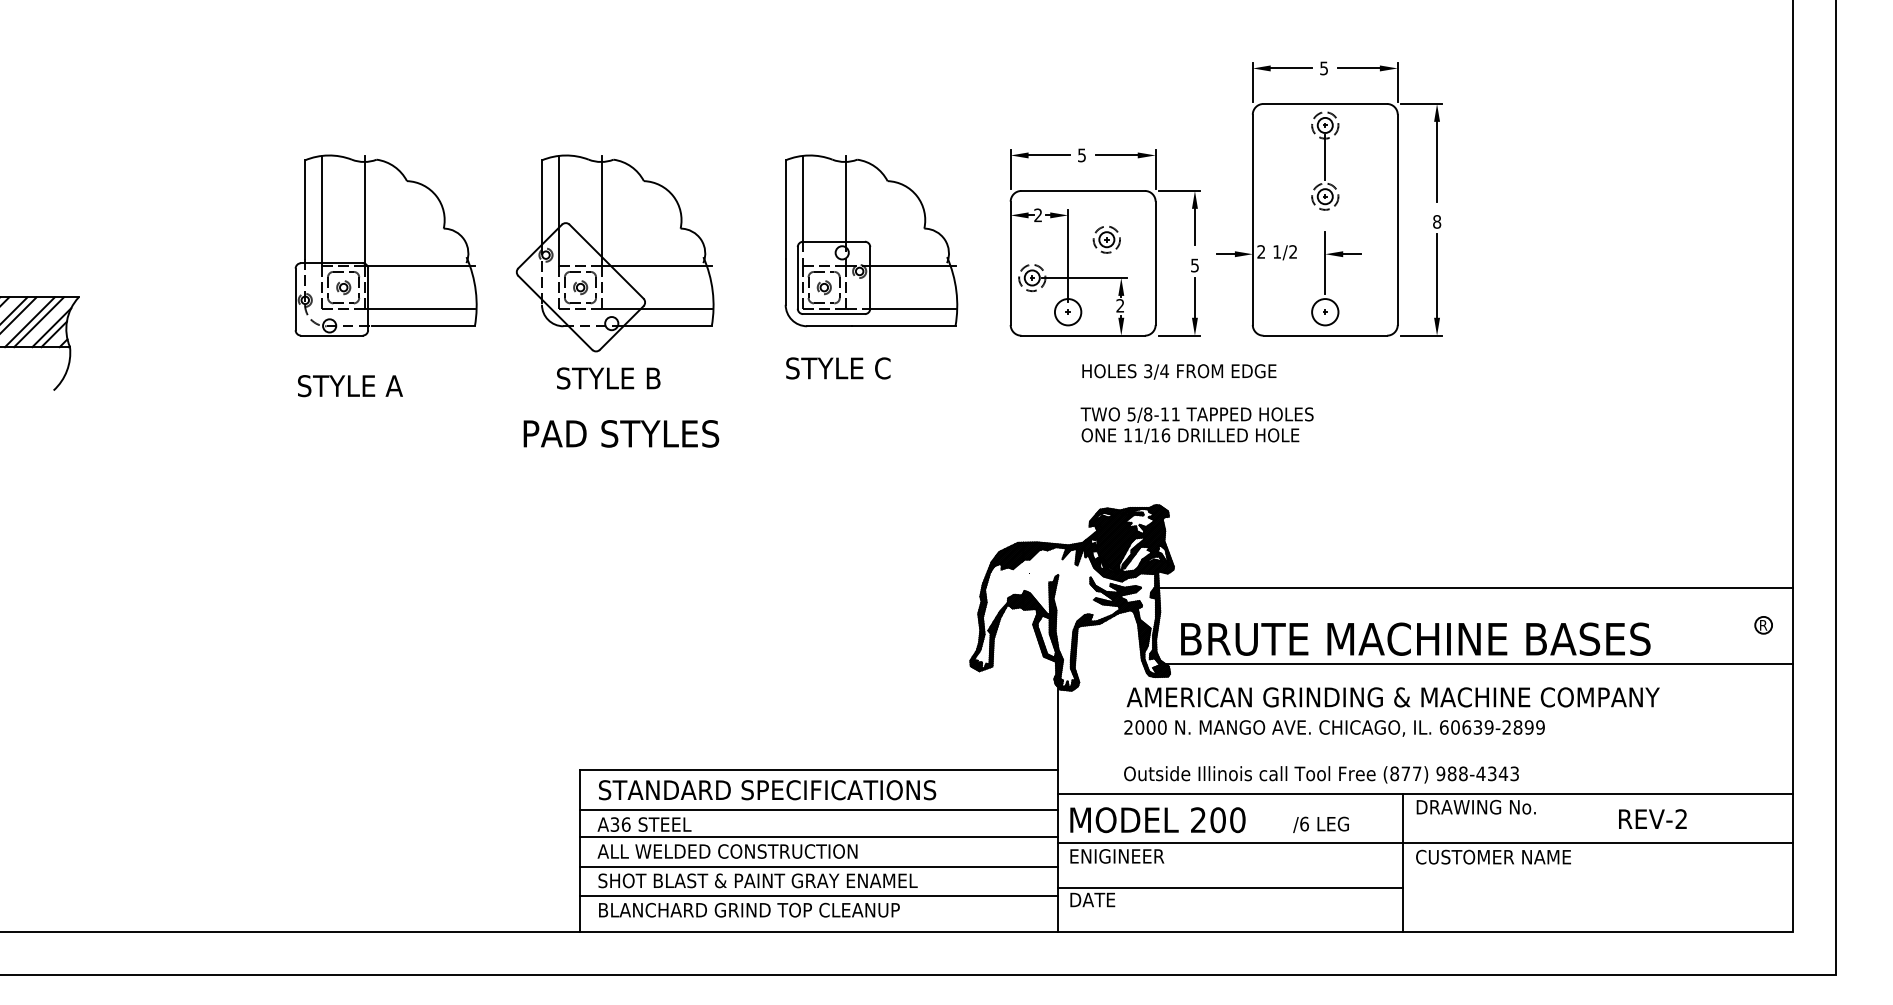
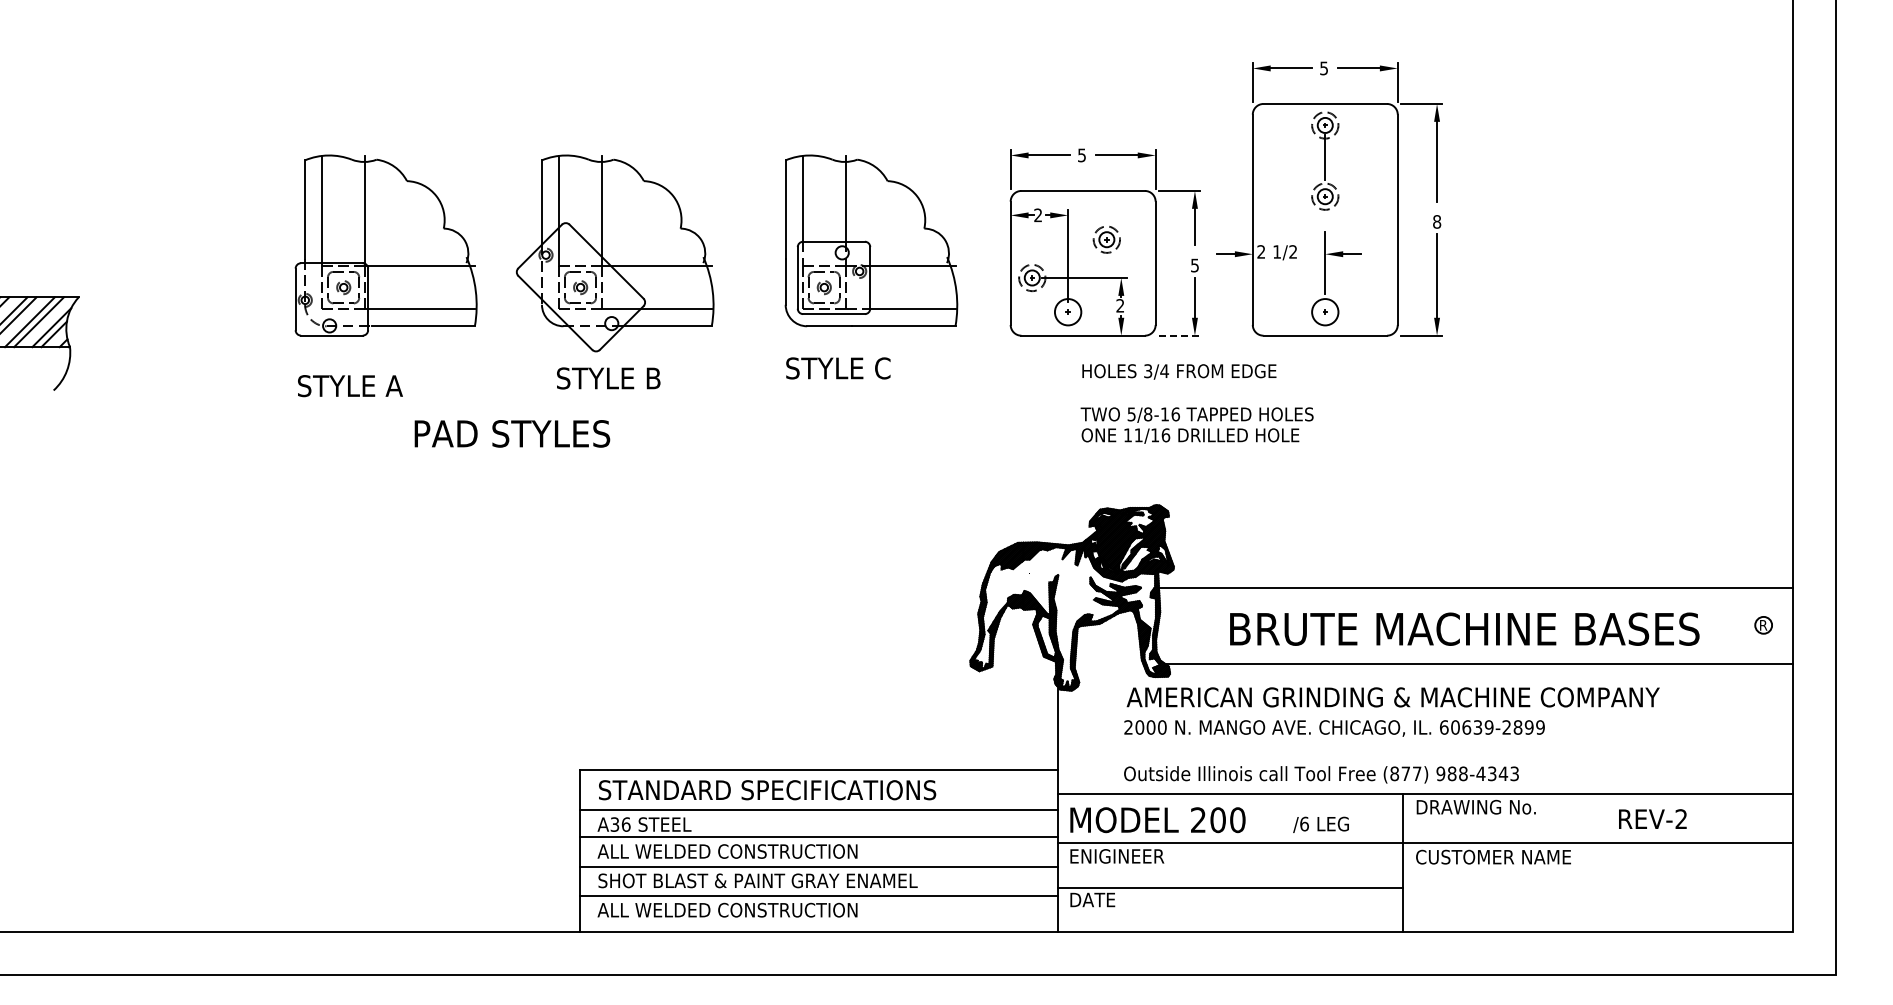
line: solid -> dashed (1179, 335)
text: 5/8-11 -> 5/8-16 (1175, 414)
text position: (621, 433) -> (512, 433) (512, 433)
text position: (1415, 638) -> (1464, 628) (1464, 628)
text: BLANCHARD GRIND TOP CLEANUP -> ALL WELDED CONSTRUCTION (748, 909)
